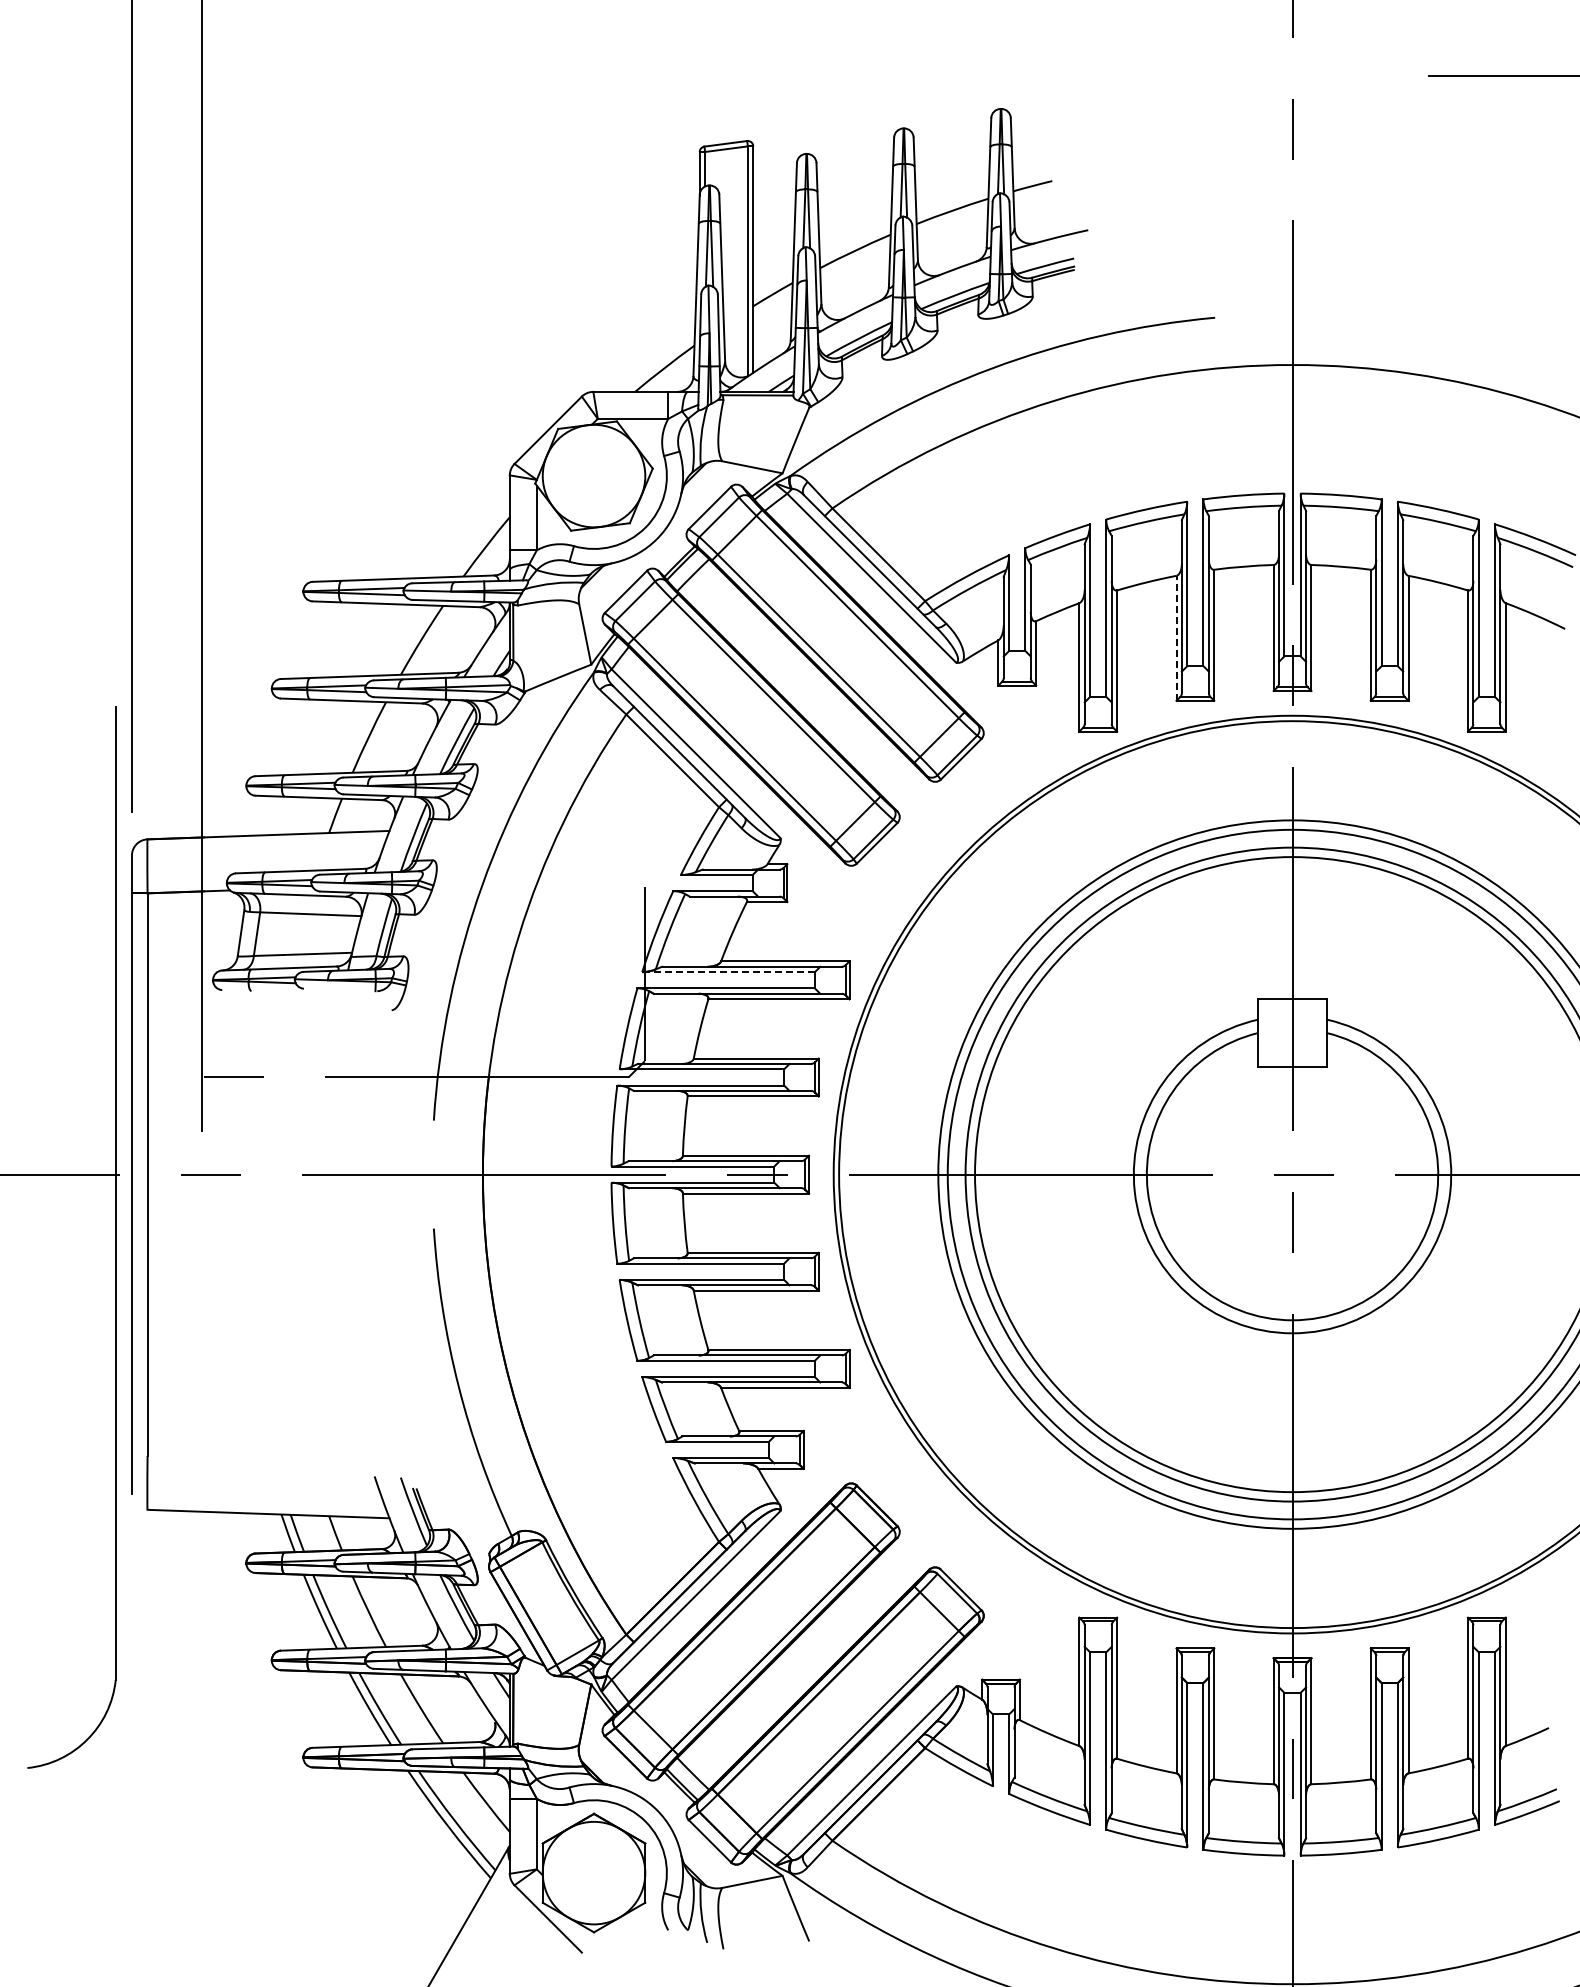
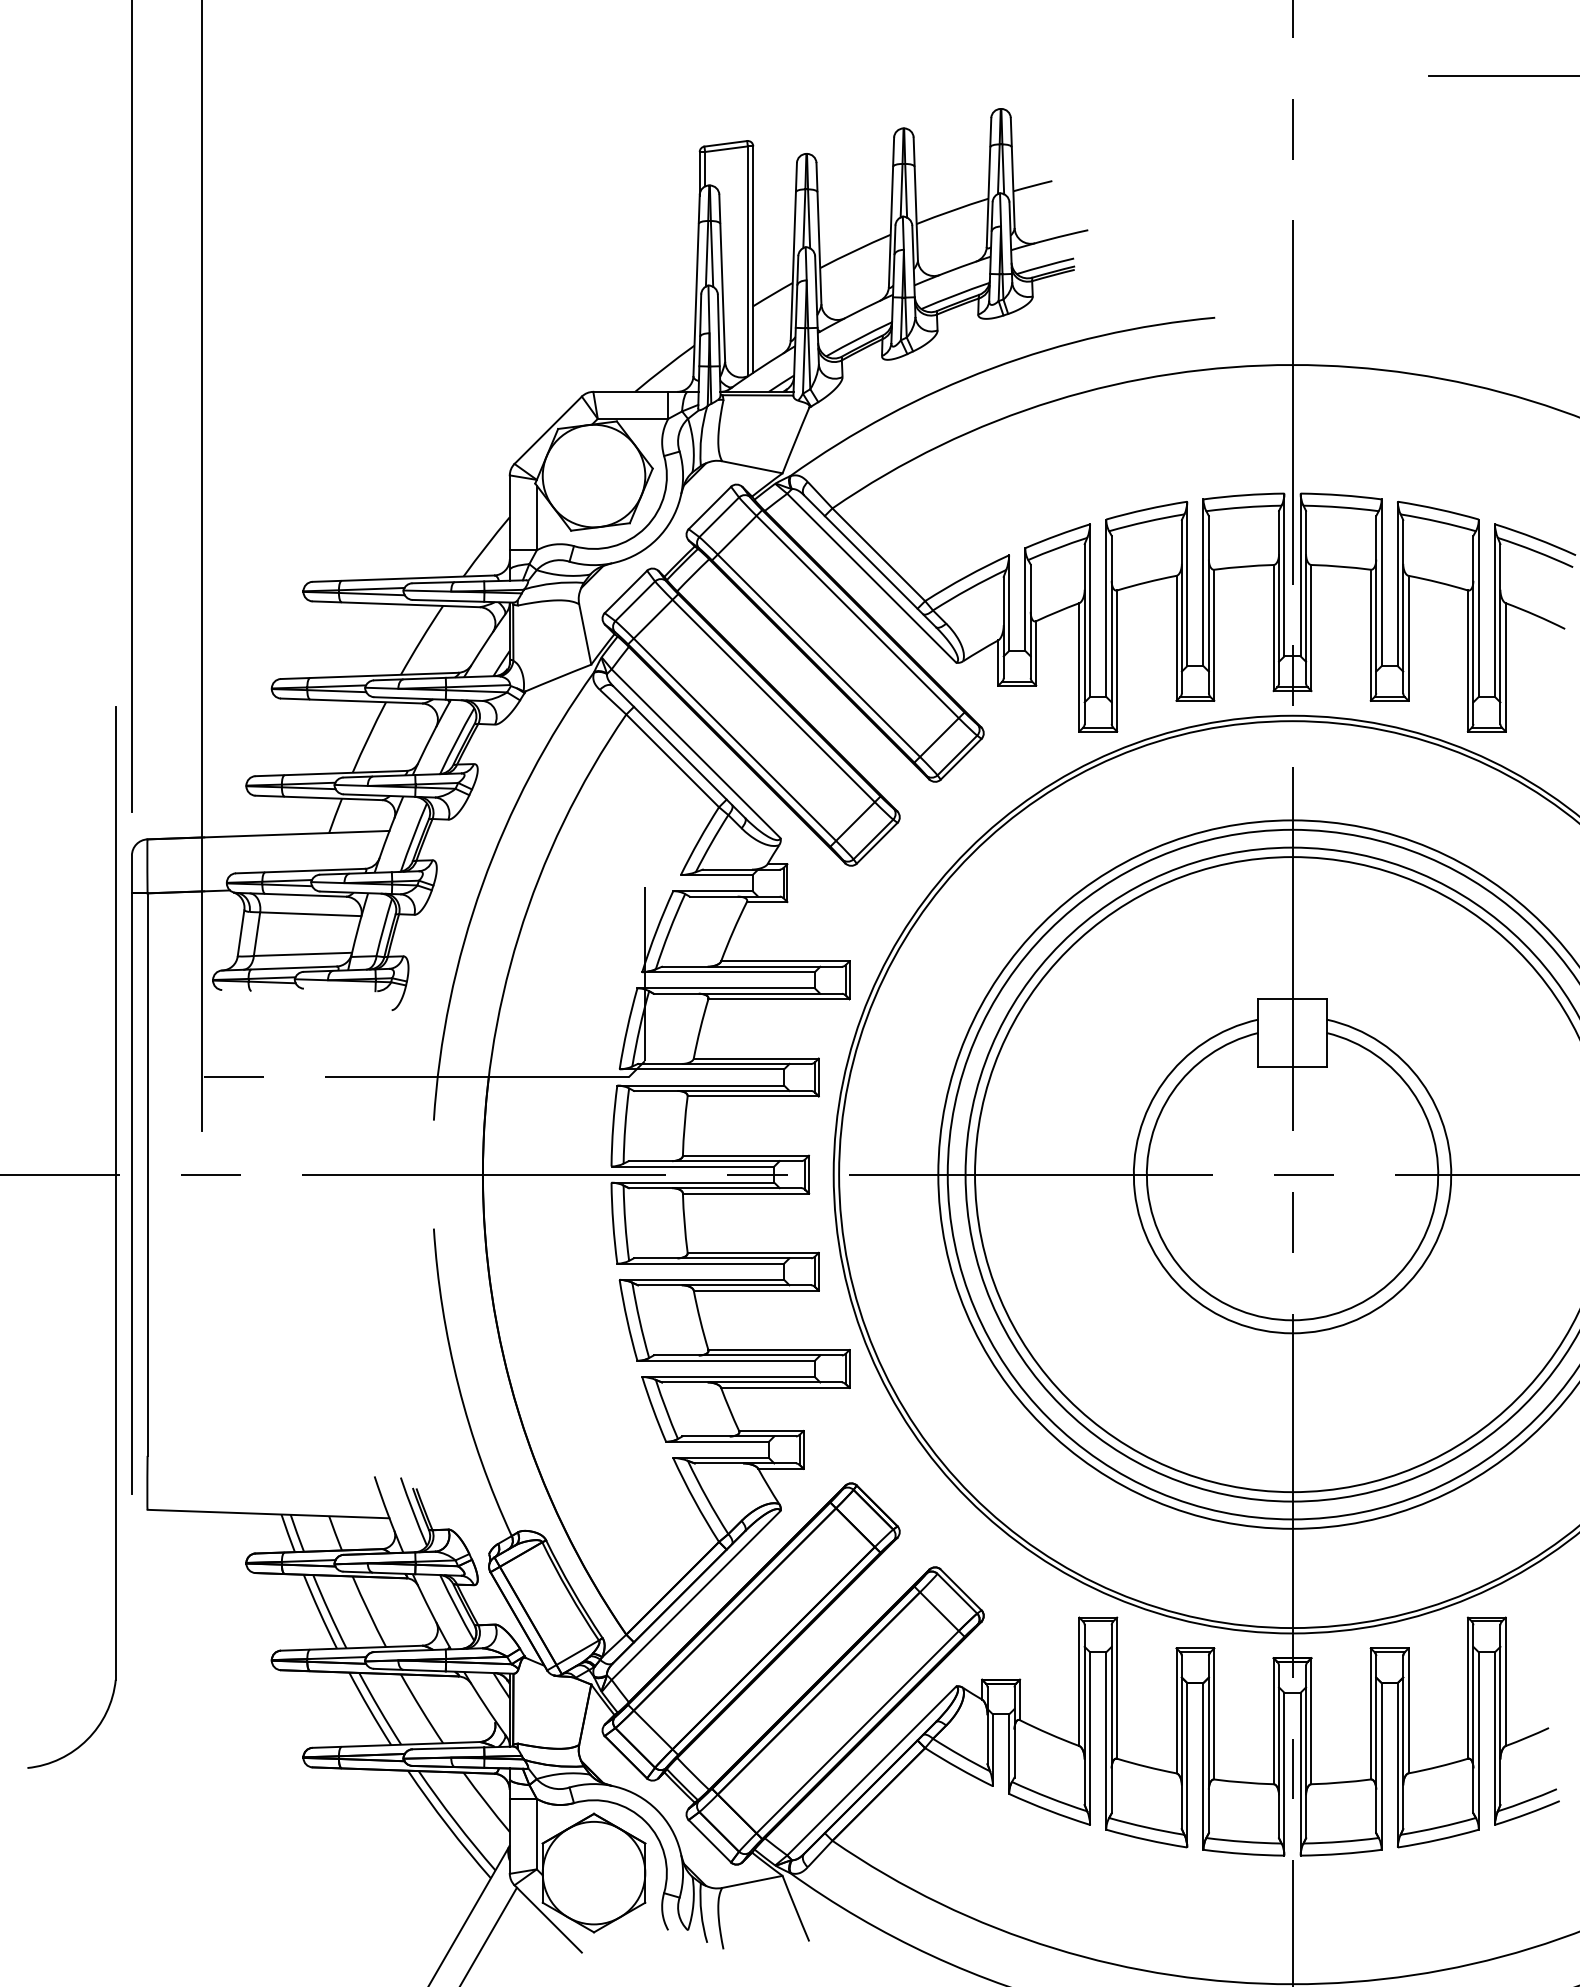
line: dashed -> solid (1176, 637)
line: dashed -> solid (728, 972)
line: none -> present (488, 1935)
